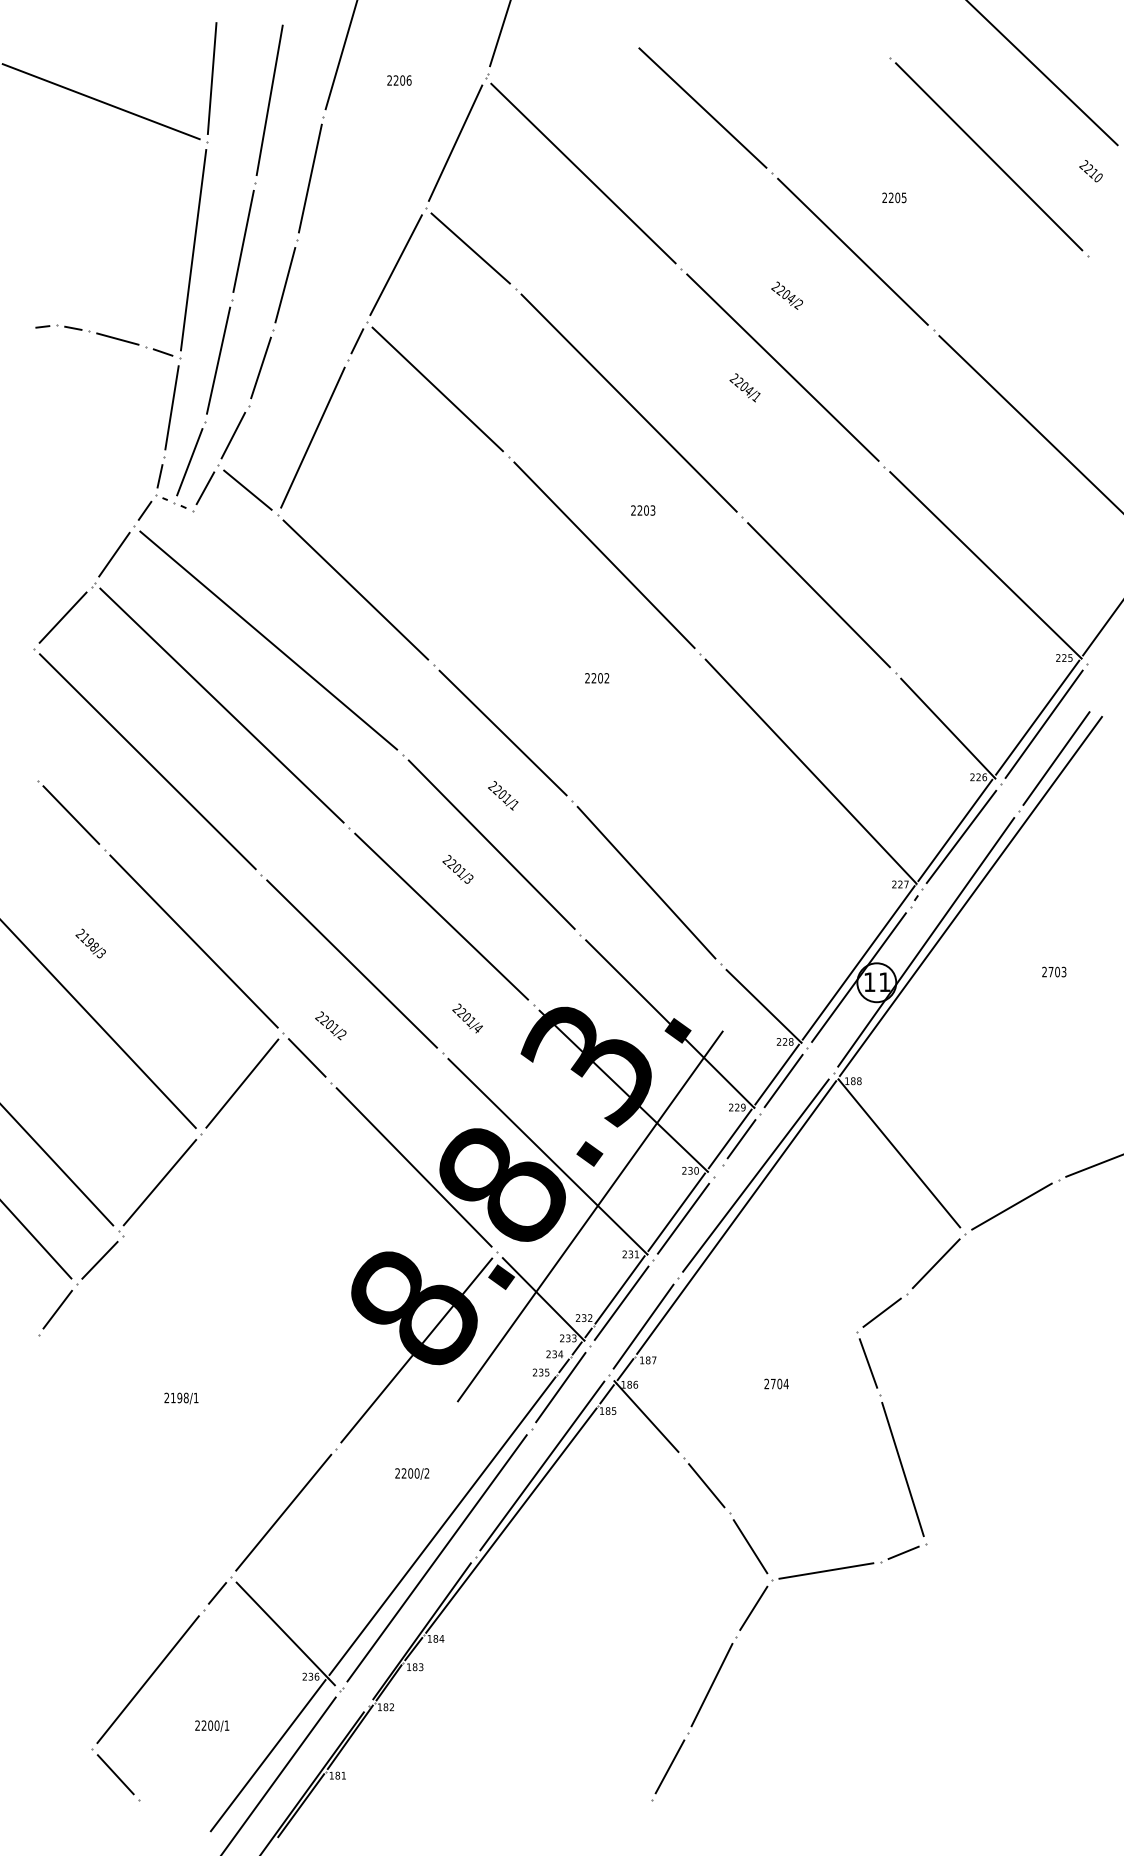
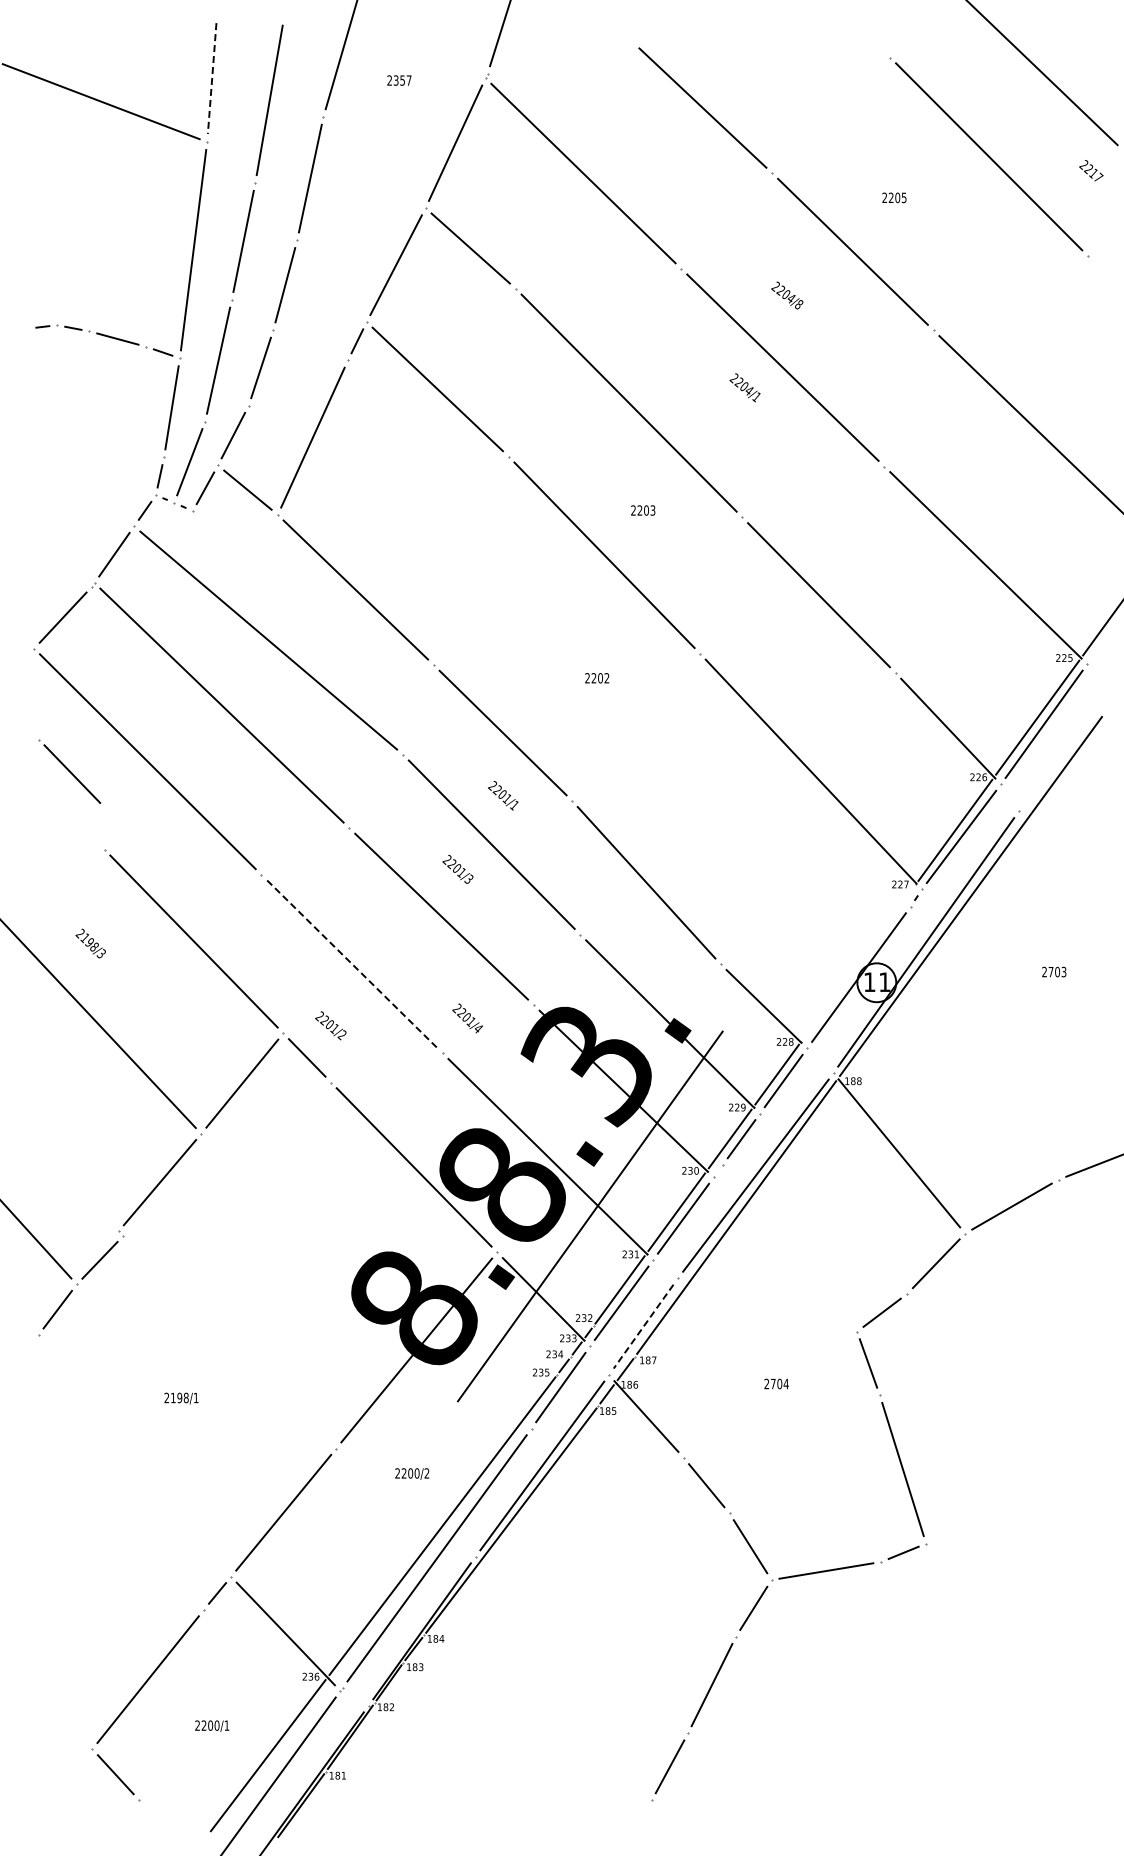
line: solid -> dashed (212, 78)
text: 2206 -> 2357 (402, 80)
text: 2210 -> 2217 (1098, 177)
text: 2204/2 -> 2204/8 (798, 304)
line: present -> none (1056, 758)
line position: (68, 812) -> (69, 771) (69, 771)
line: present -> none (858, 962)
line: solid -> dashed (352, 964)
line: present -> none (57, 1165)
line: solid -> dashed (643, 1327)
